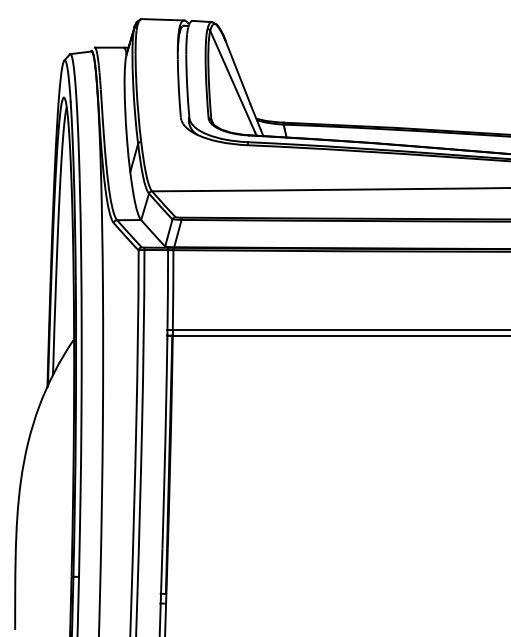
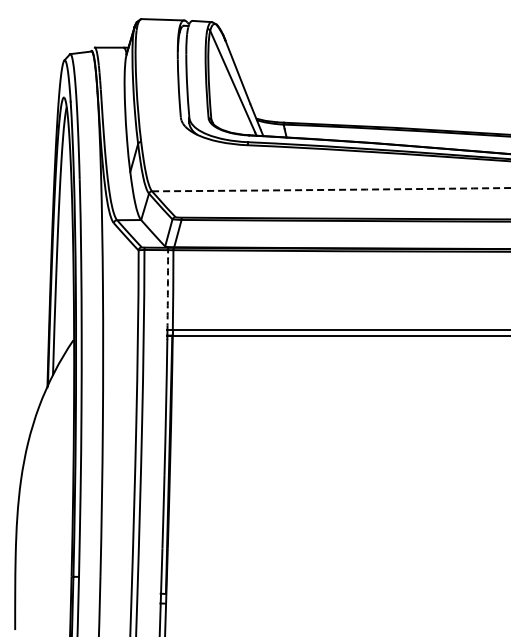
arc: solid -> dashed (331, 189)
arc: solid -> dashed (167, 290)
